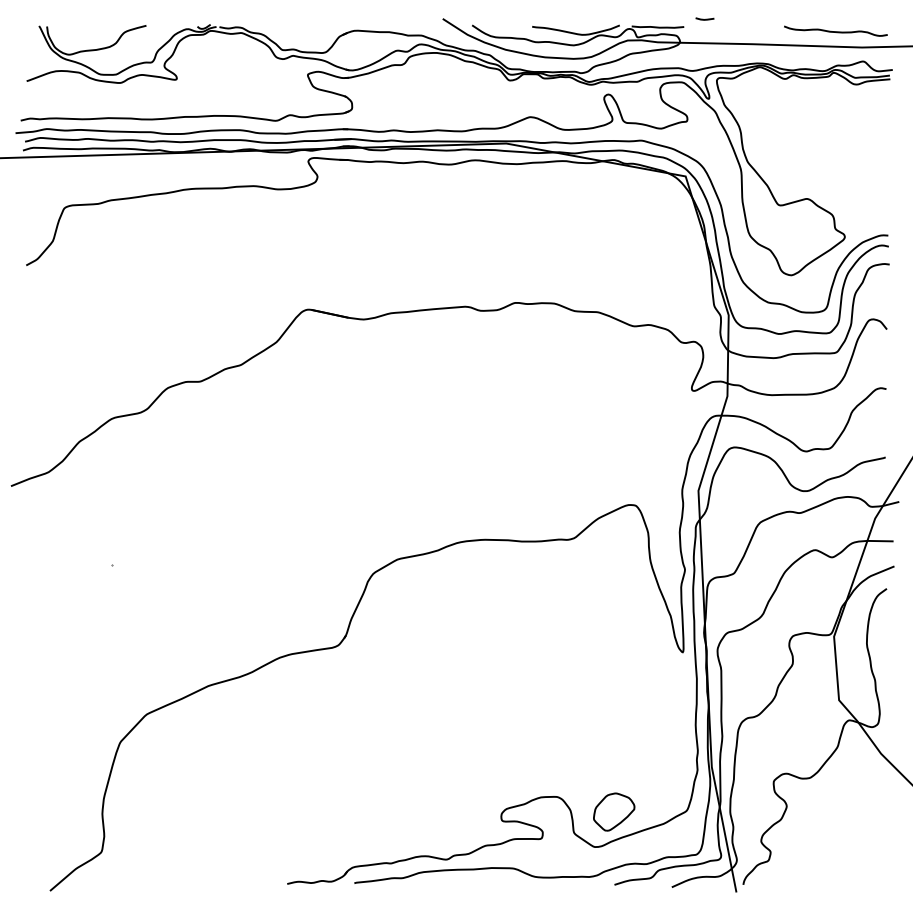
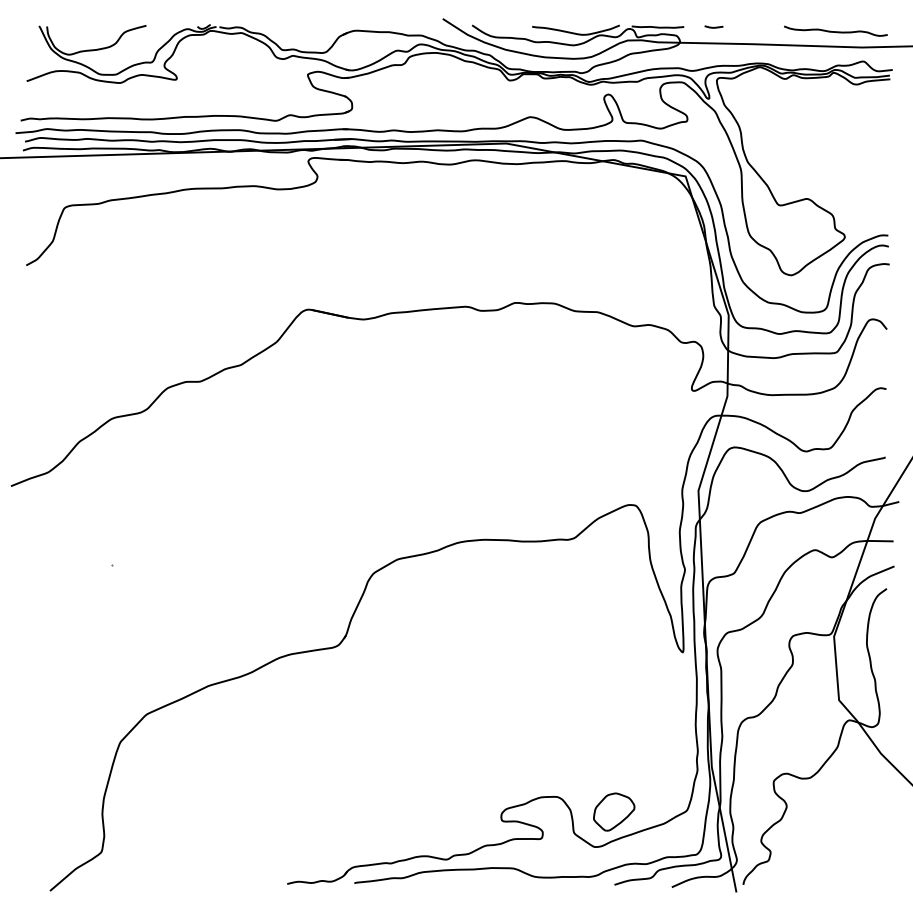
line position: (703, 18) -> (712, 26) (712, 26)
